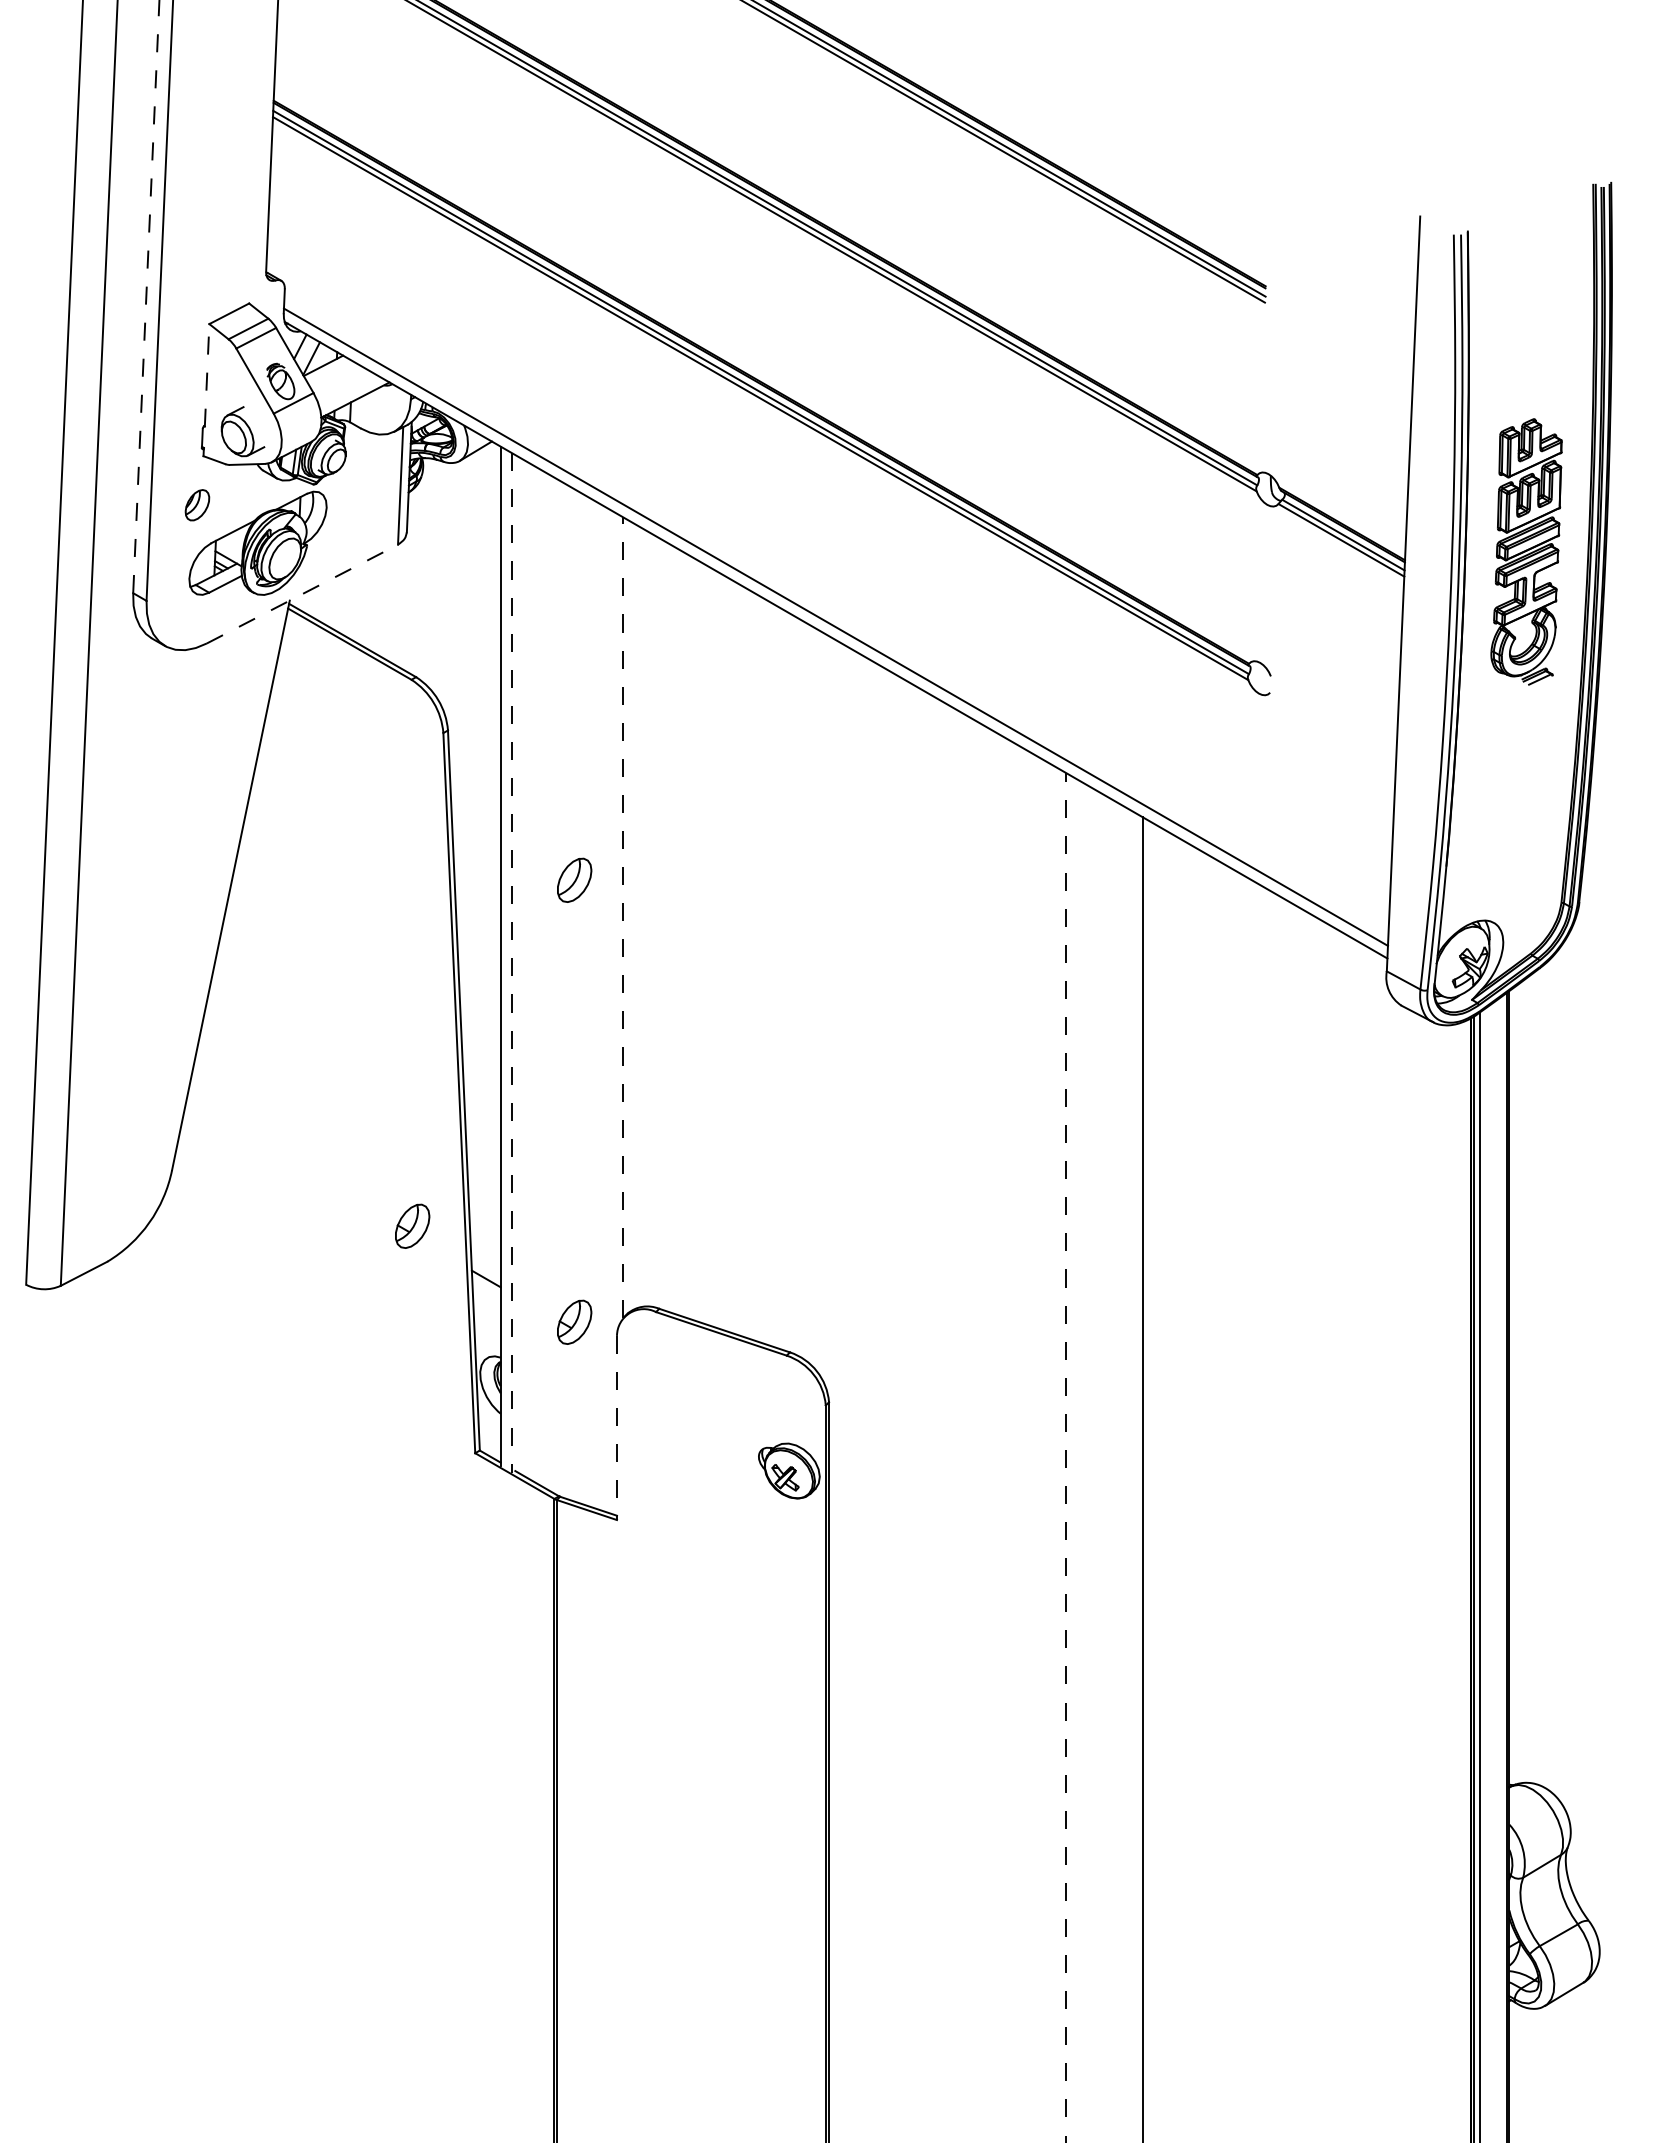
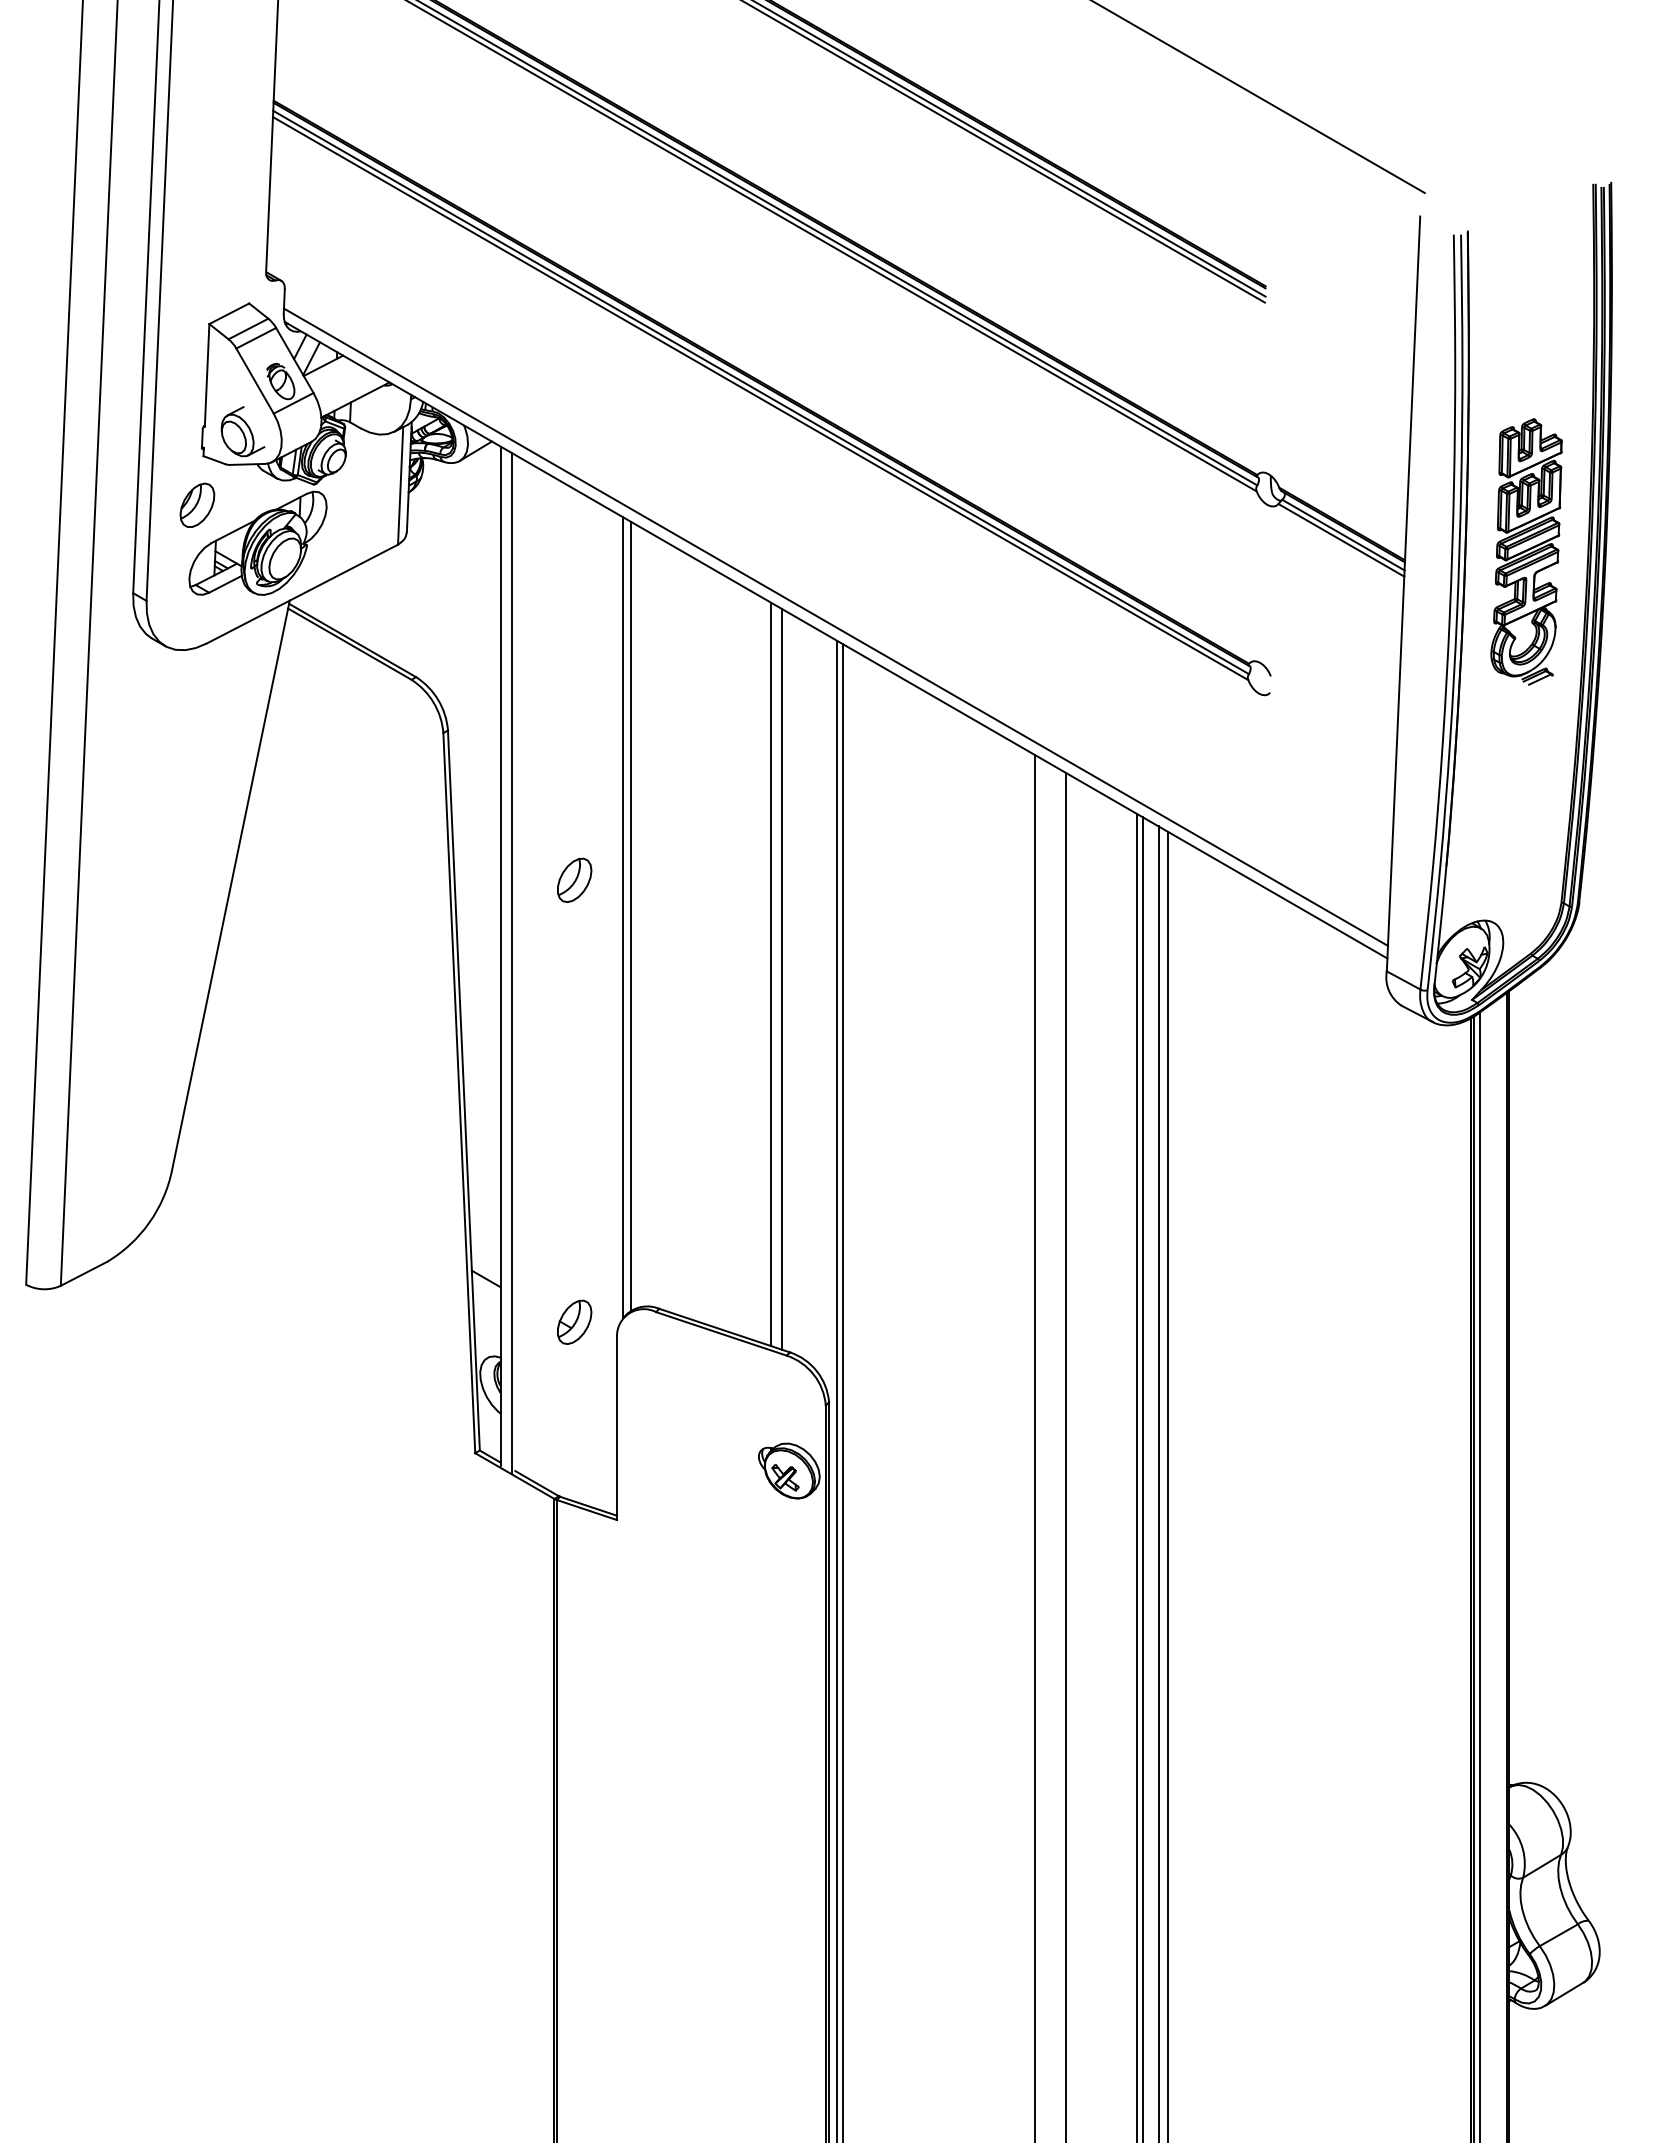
line: none -> present (1259, 97)
line: dashed -> solid (146, 296)
line: dashed -> solid (207, 374)
part size: 27x33 px -> 37x46 px (197, 504)
line: dashed -> solid (302, 594)
line: none -> present (630, 916)
line: dashed -> solid (623, 917)
line: dashed -> solid (512, 963)
line: none -> present (771, 974)
line: none -> present (781, 978)
part: present -> none (412, 1225)
line: none -> present (837, 1389)
line: none -> present (842, 1391)
line: dashed -> solid (617, 1428)
line: none -> present (1035, 1447)
line: dashed -> solid (1066, 1458)
line: none -> present (1137, 1476)
line: none -> present (1158, 1482)
line: none -> present (1168, 1485)
